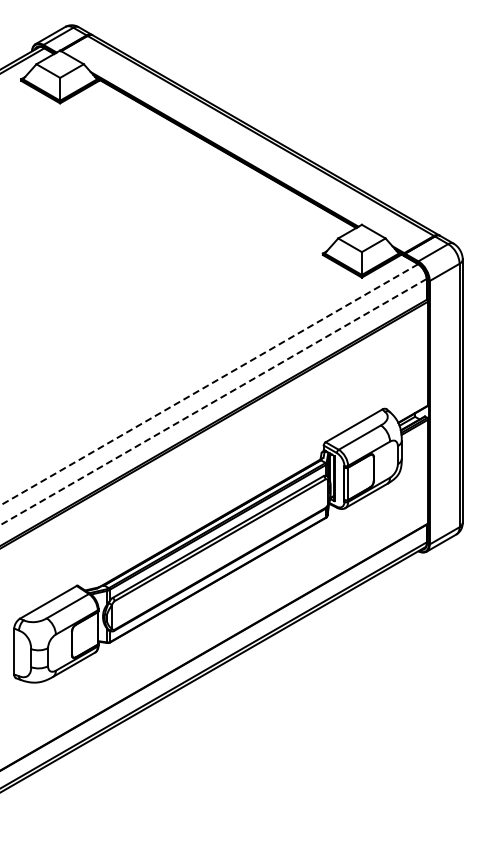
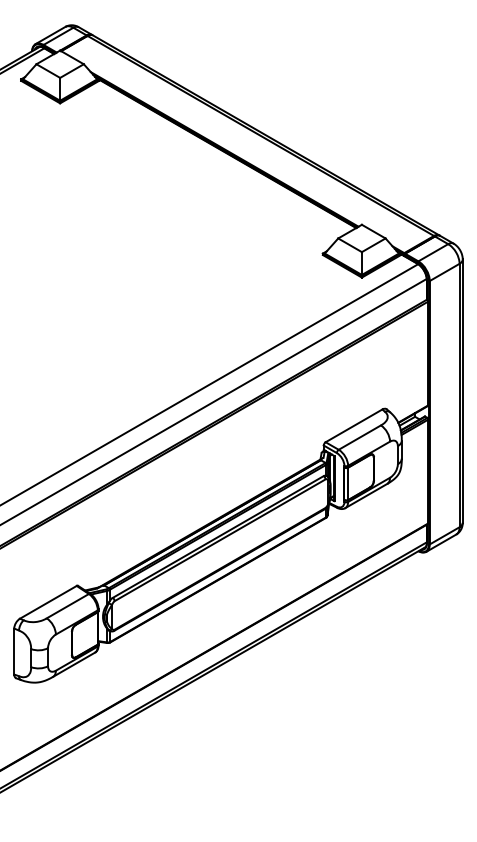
line: dashed -> solid (208, 385)
line: dashed -> solid (213, 402)
